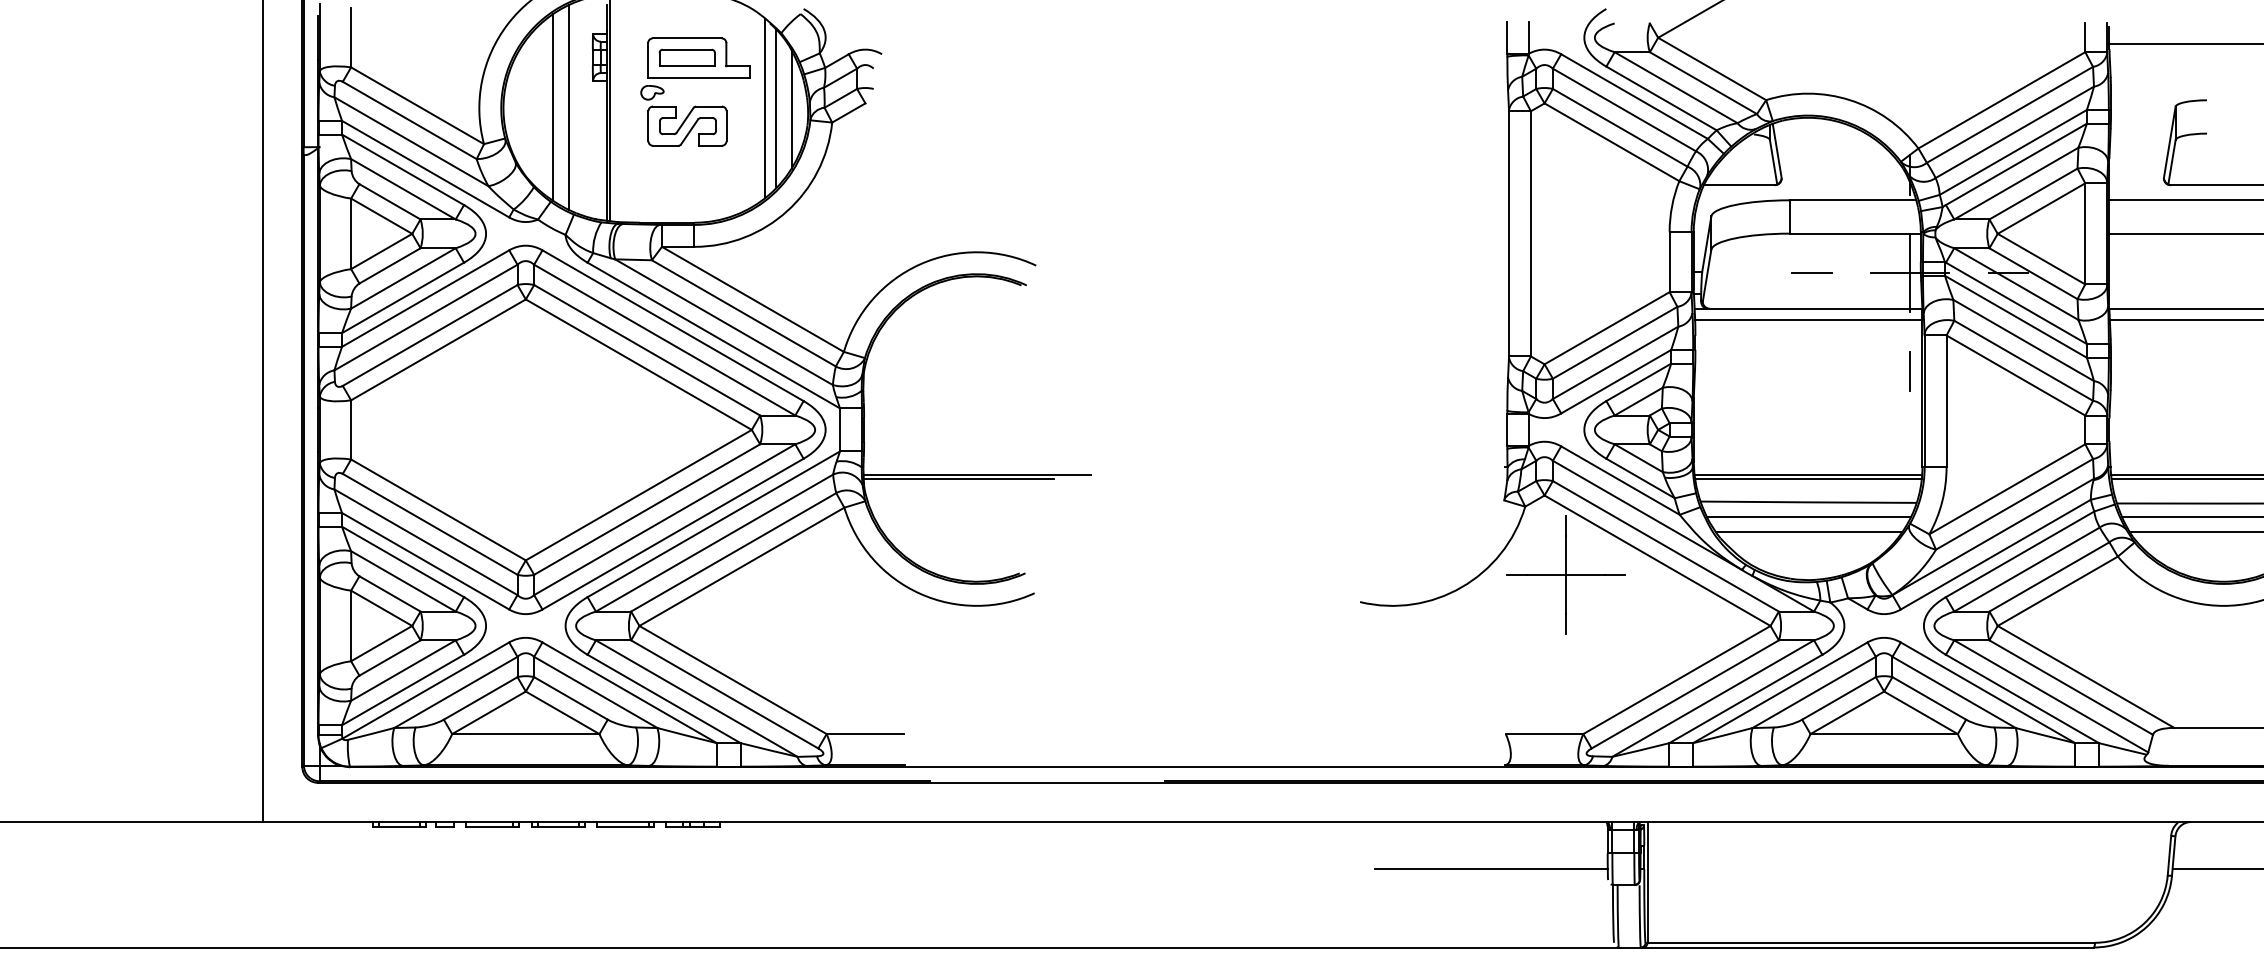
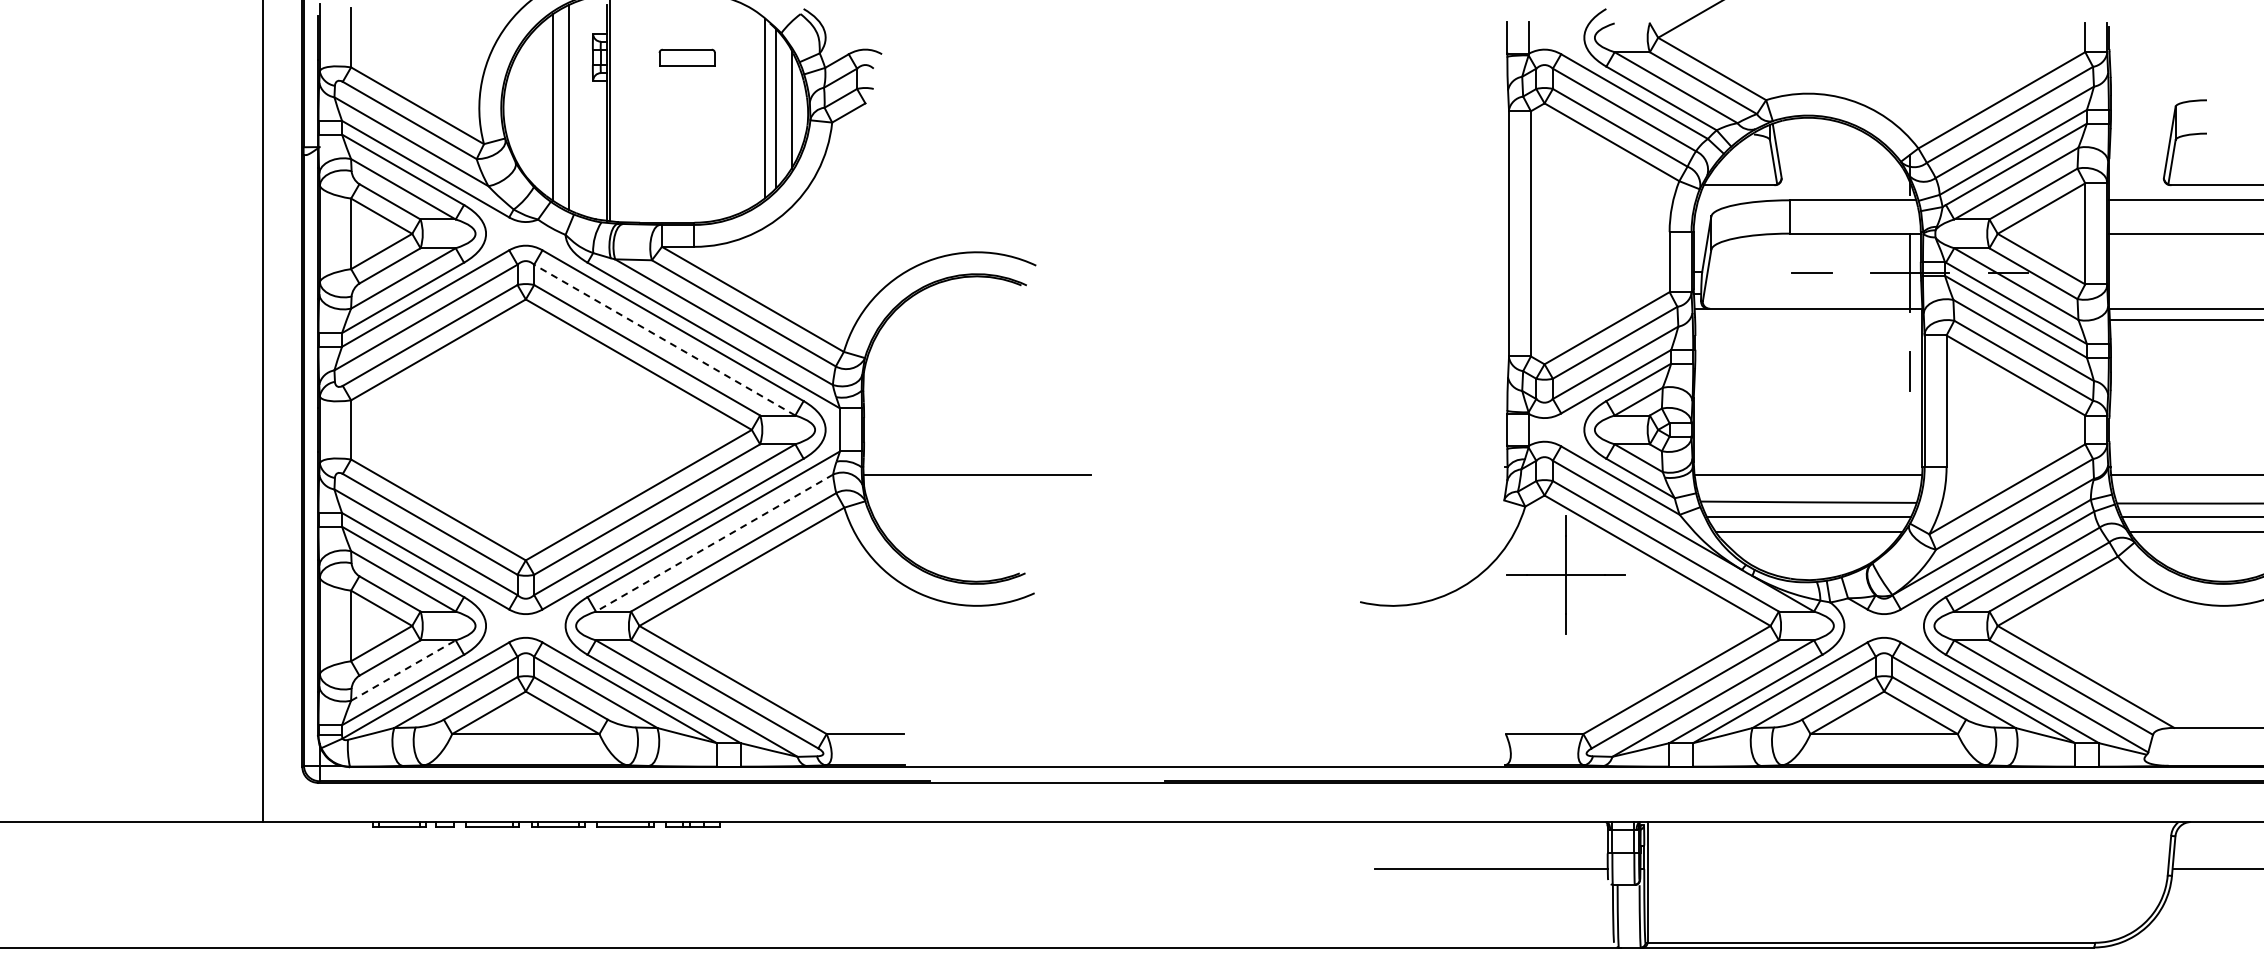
line: present -> none (2184, 44)
part: present -> none (695, 78)
line: present -> none (1808, 320)
line: solid -> dashed (664, 340)
line: present -> none (958, 478)
line: present -> none (1808, 478)
line: present -> none (2185, 478)
line: solid -> dashed (714, 543)
line: solid -> dashed (403, 670)
